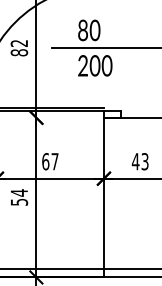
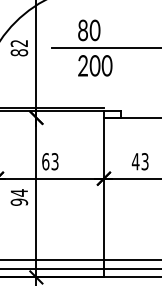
text: 67 -> 63 (54, 161)
text: 54 -> 94 (18, 201)
line: none -> present (80, 260)
